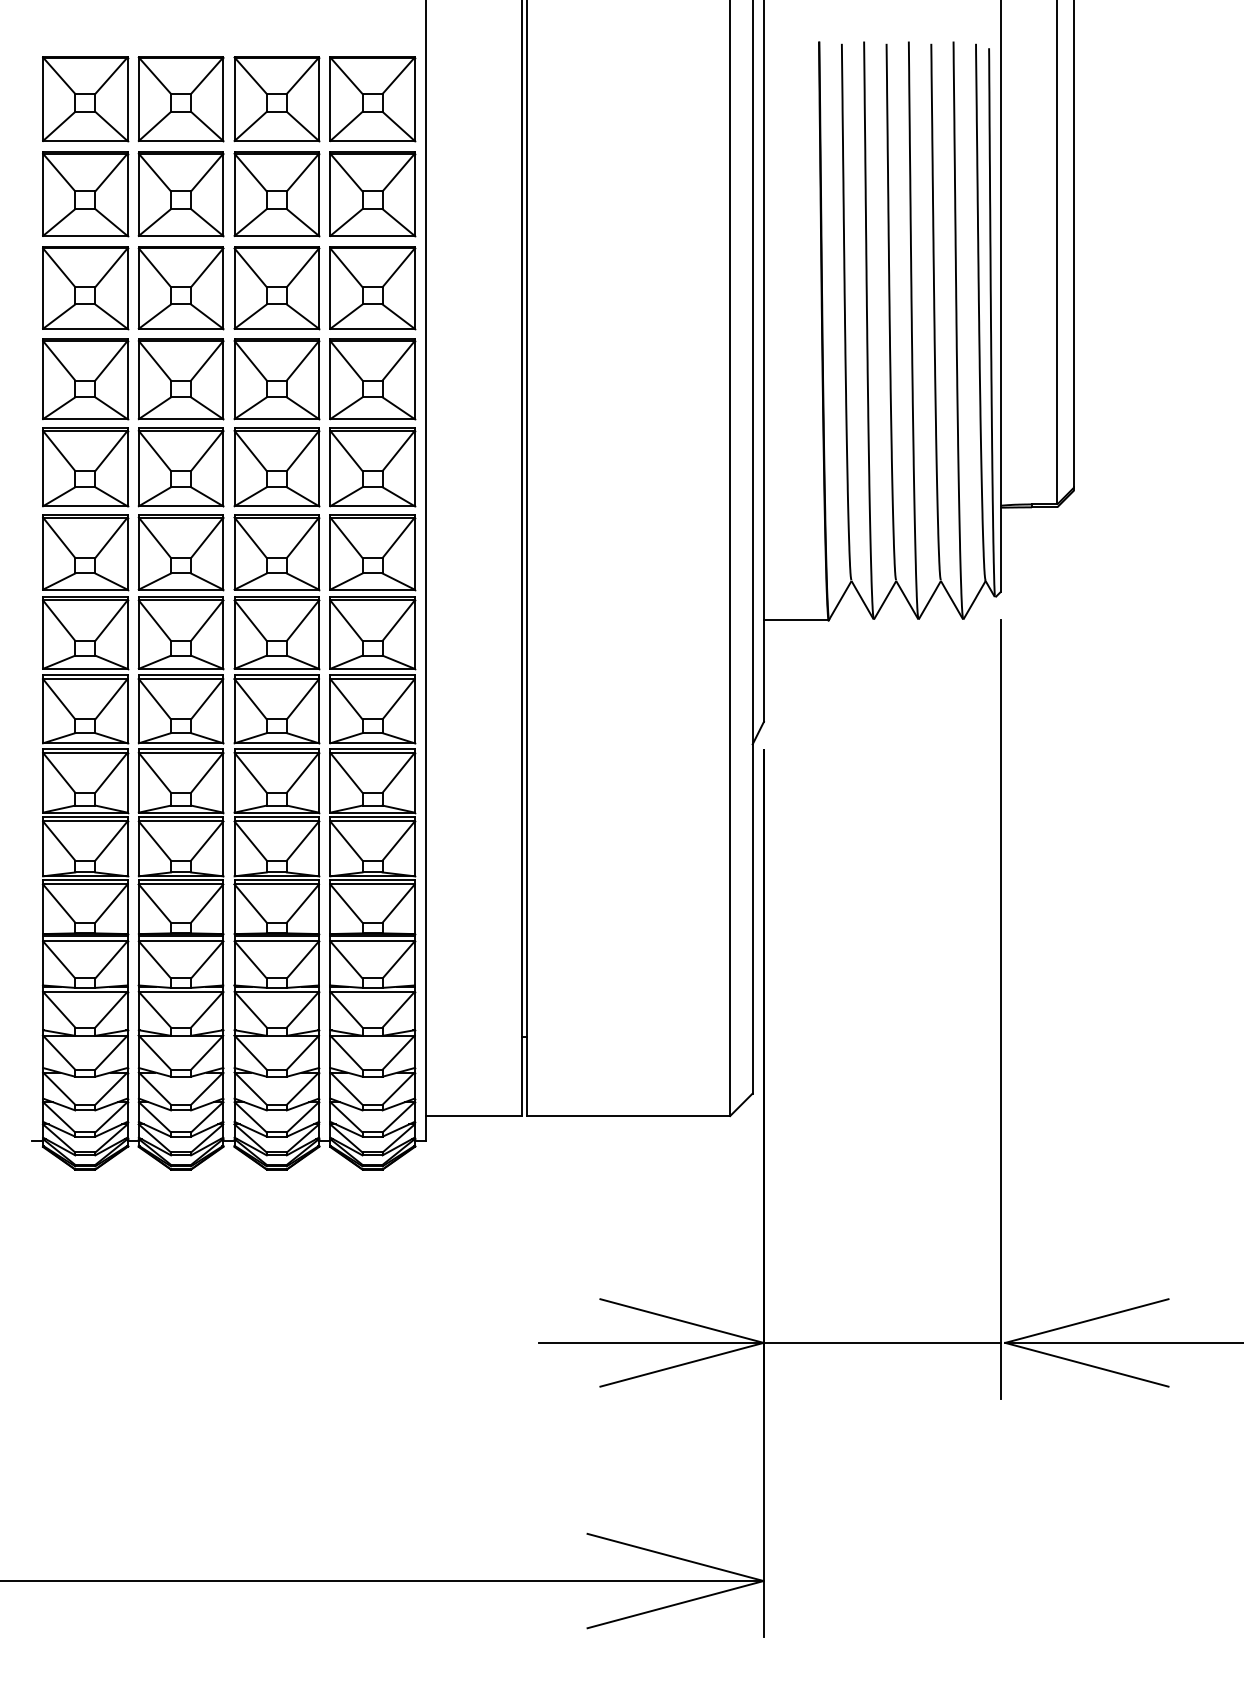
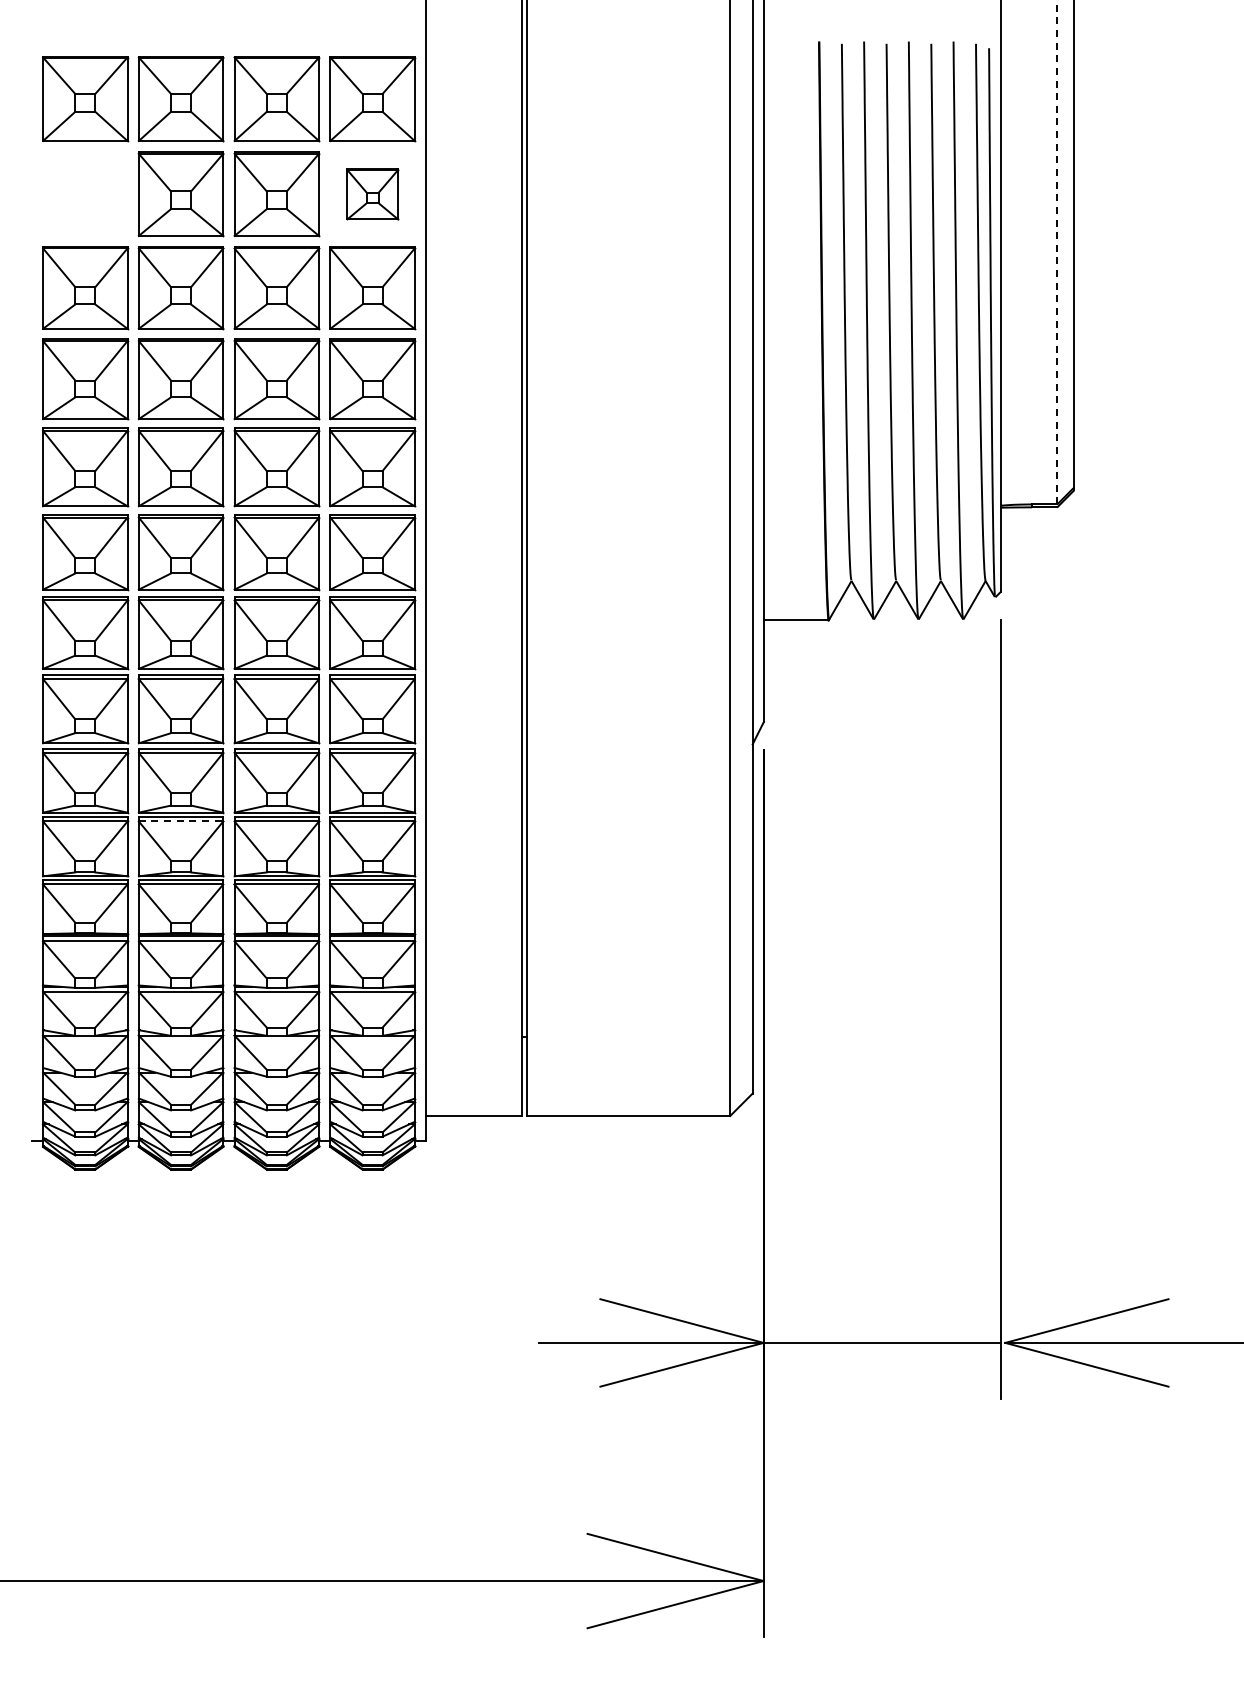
part: present -> none (85, 194)
part size: 88x87 px -> 54x53 px (372, 194)
line: solid -> dashed (1057, 252)
line: solid -> dashed (181, 821)
